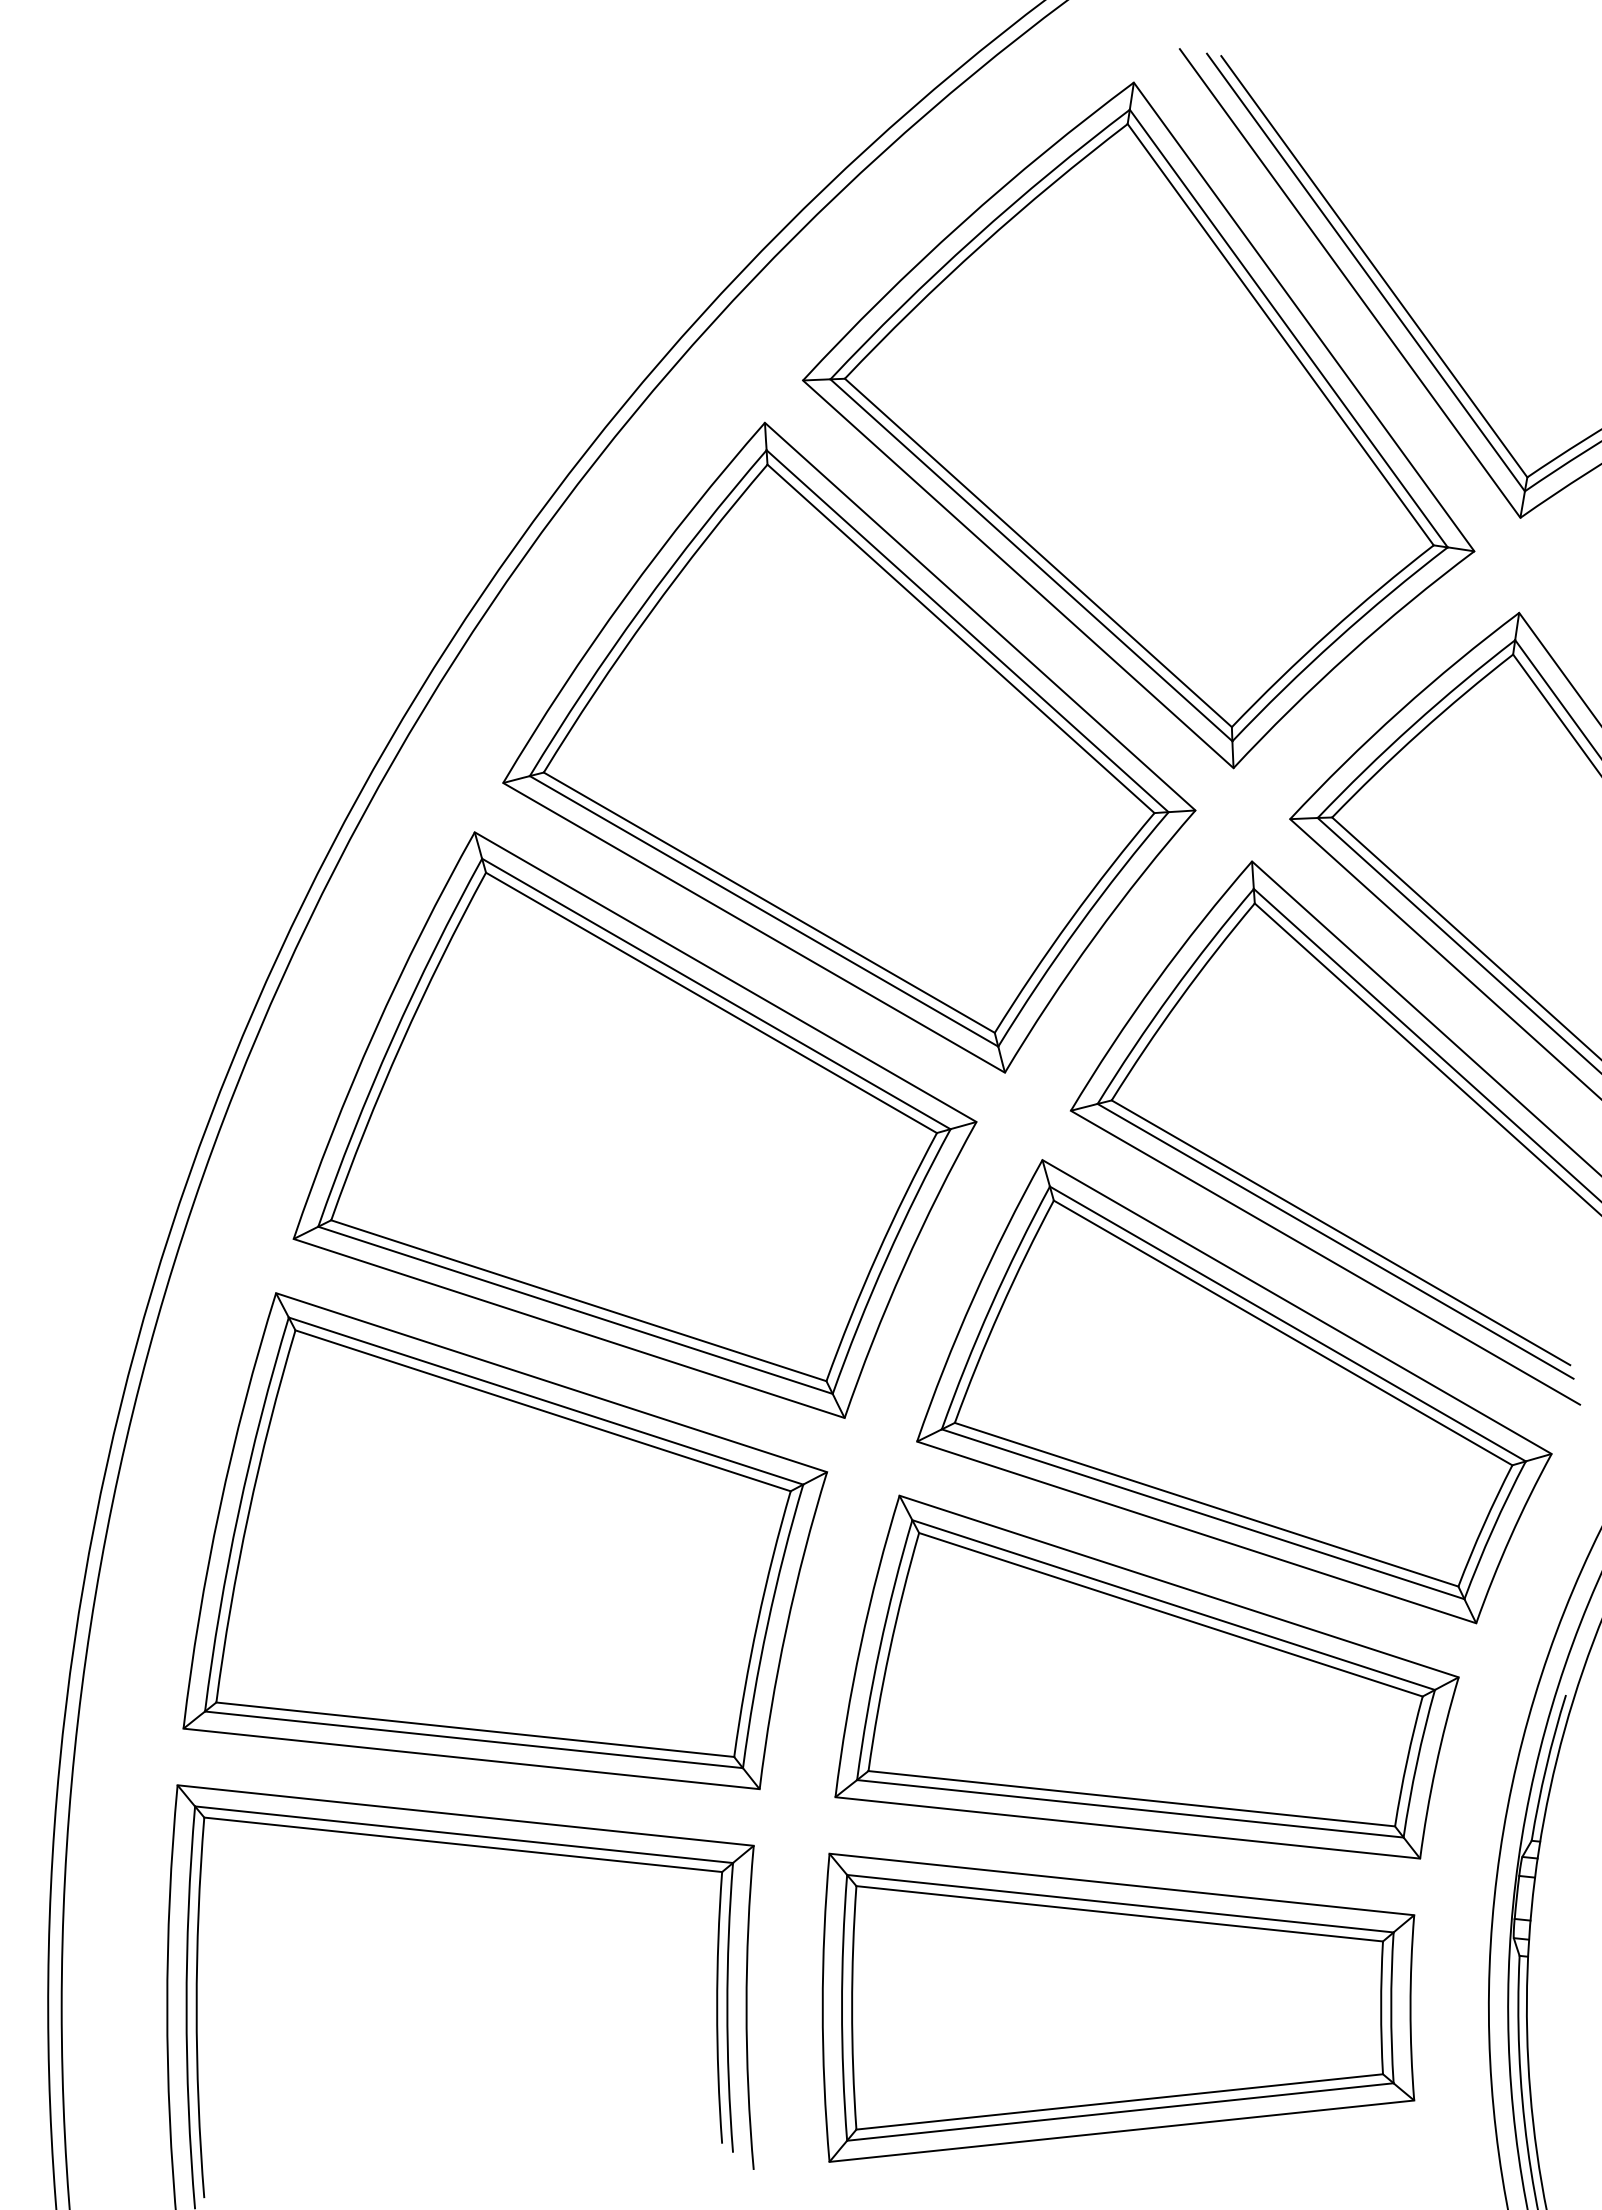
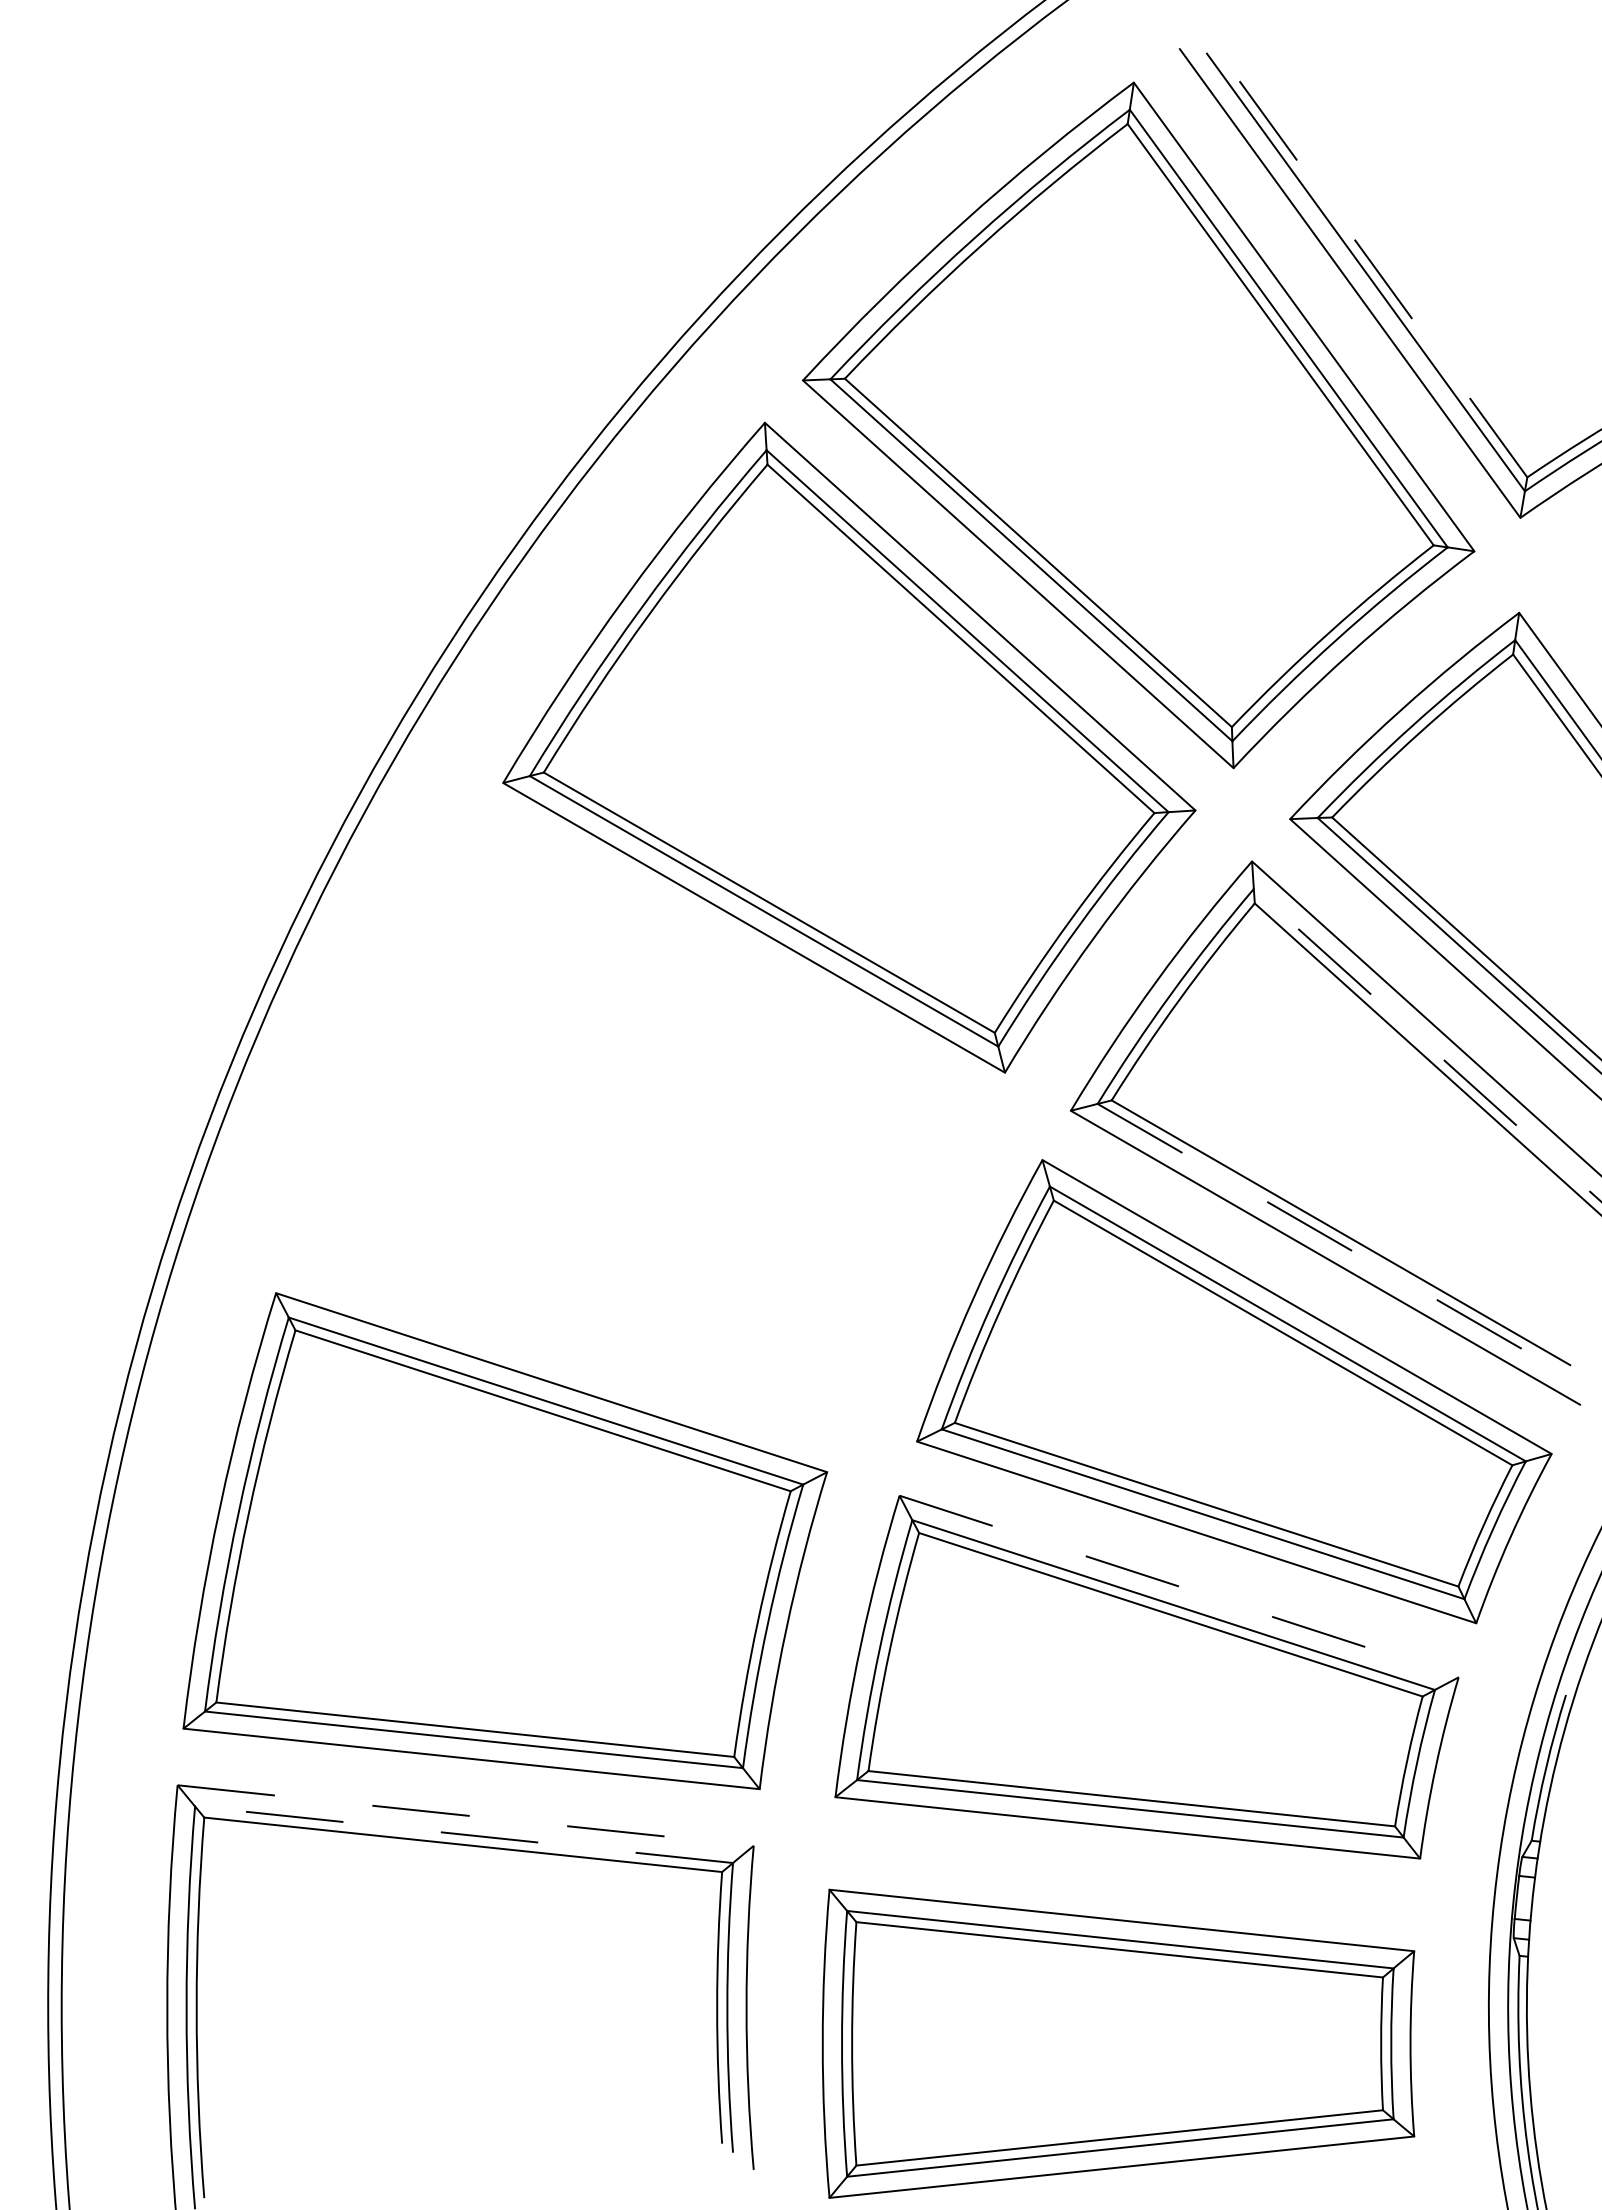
line: solid -> dashed (1374, 266)
line: solid -> dashed (1427, 1045)
part: present -> none (634, 1124)
line: solid -> dashed (1335, 1241)
line: solid -> dashed (1179, 1586)
line: solid -> dashed (465, 1815)
line: solid -> dashed (463, 1834)
part position: (1118, 2007) -> (1118, 2043) (1118, 2043)
